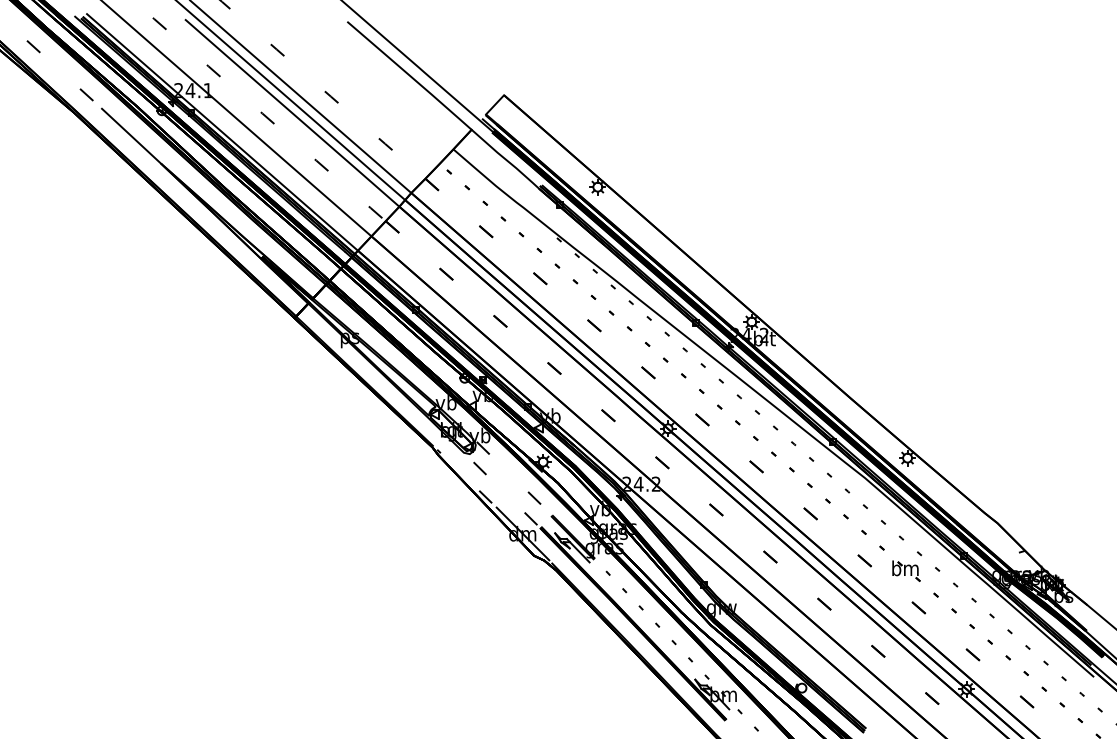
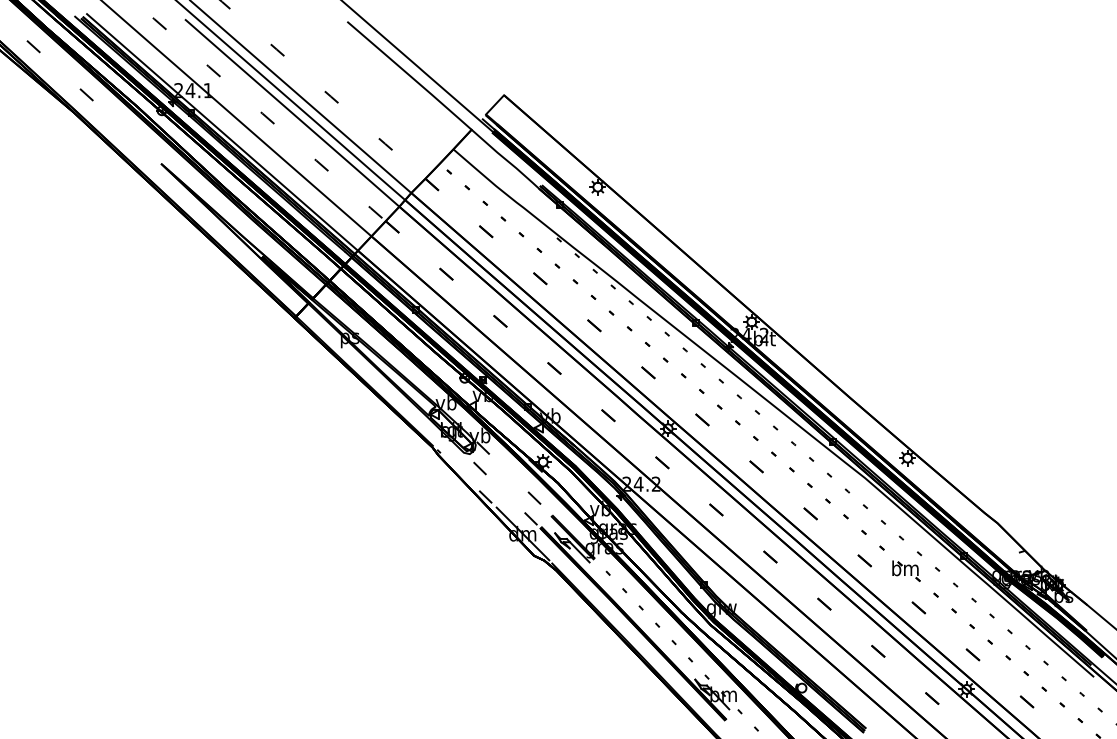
line: present -> none (131, 135)
